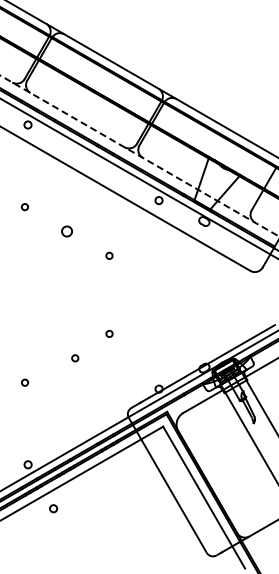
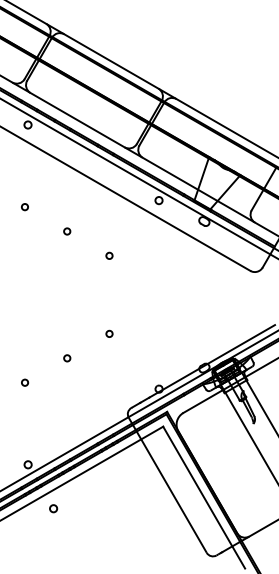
line: dashed -> solid (140, 156)
circle size: 12x13 px -> 9x9 px (67, 231)
circle position: (75, 358) -> (67, 358) (67, 358)
